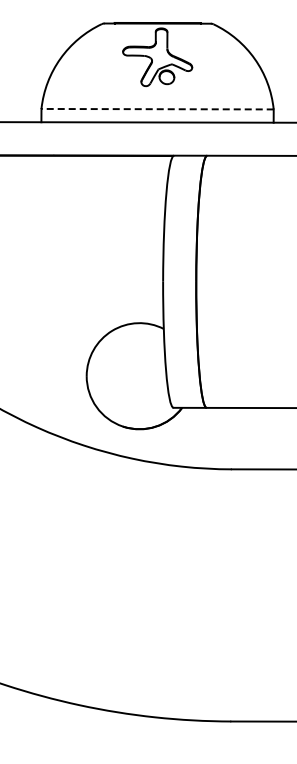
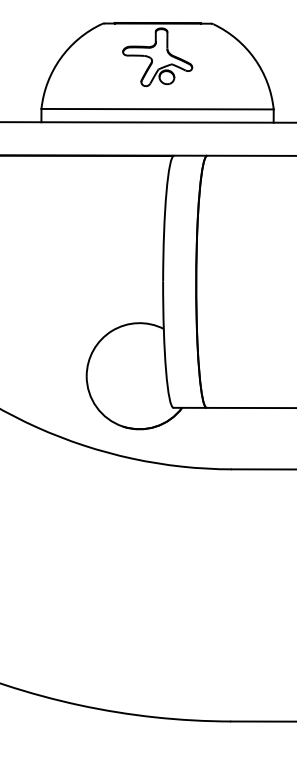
line: dashed -> solid (157, 109)
